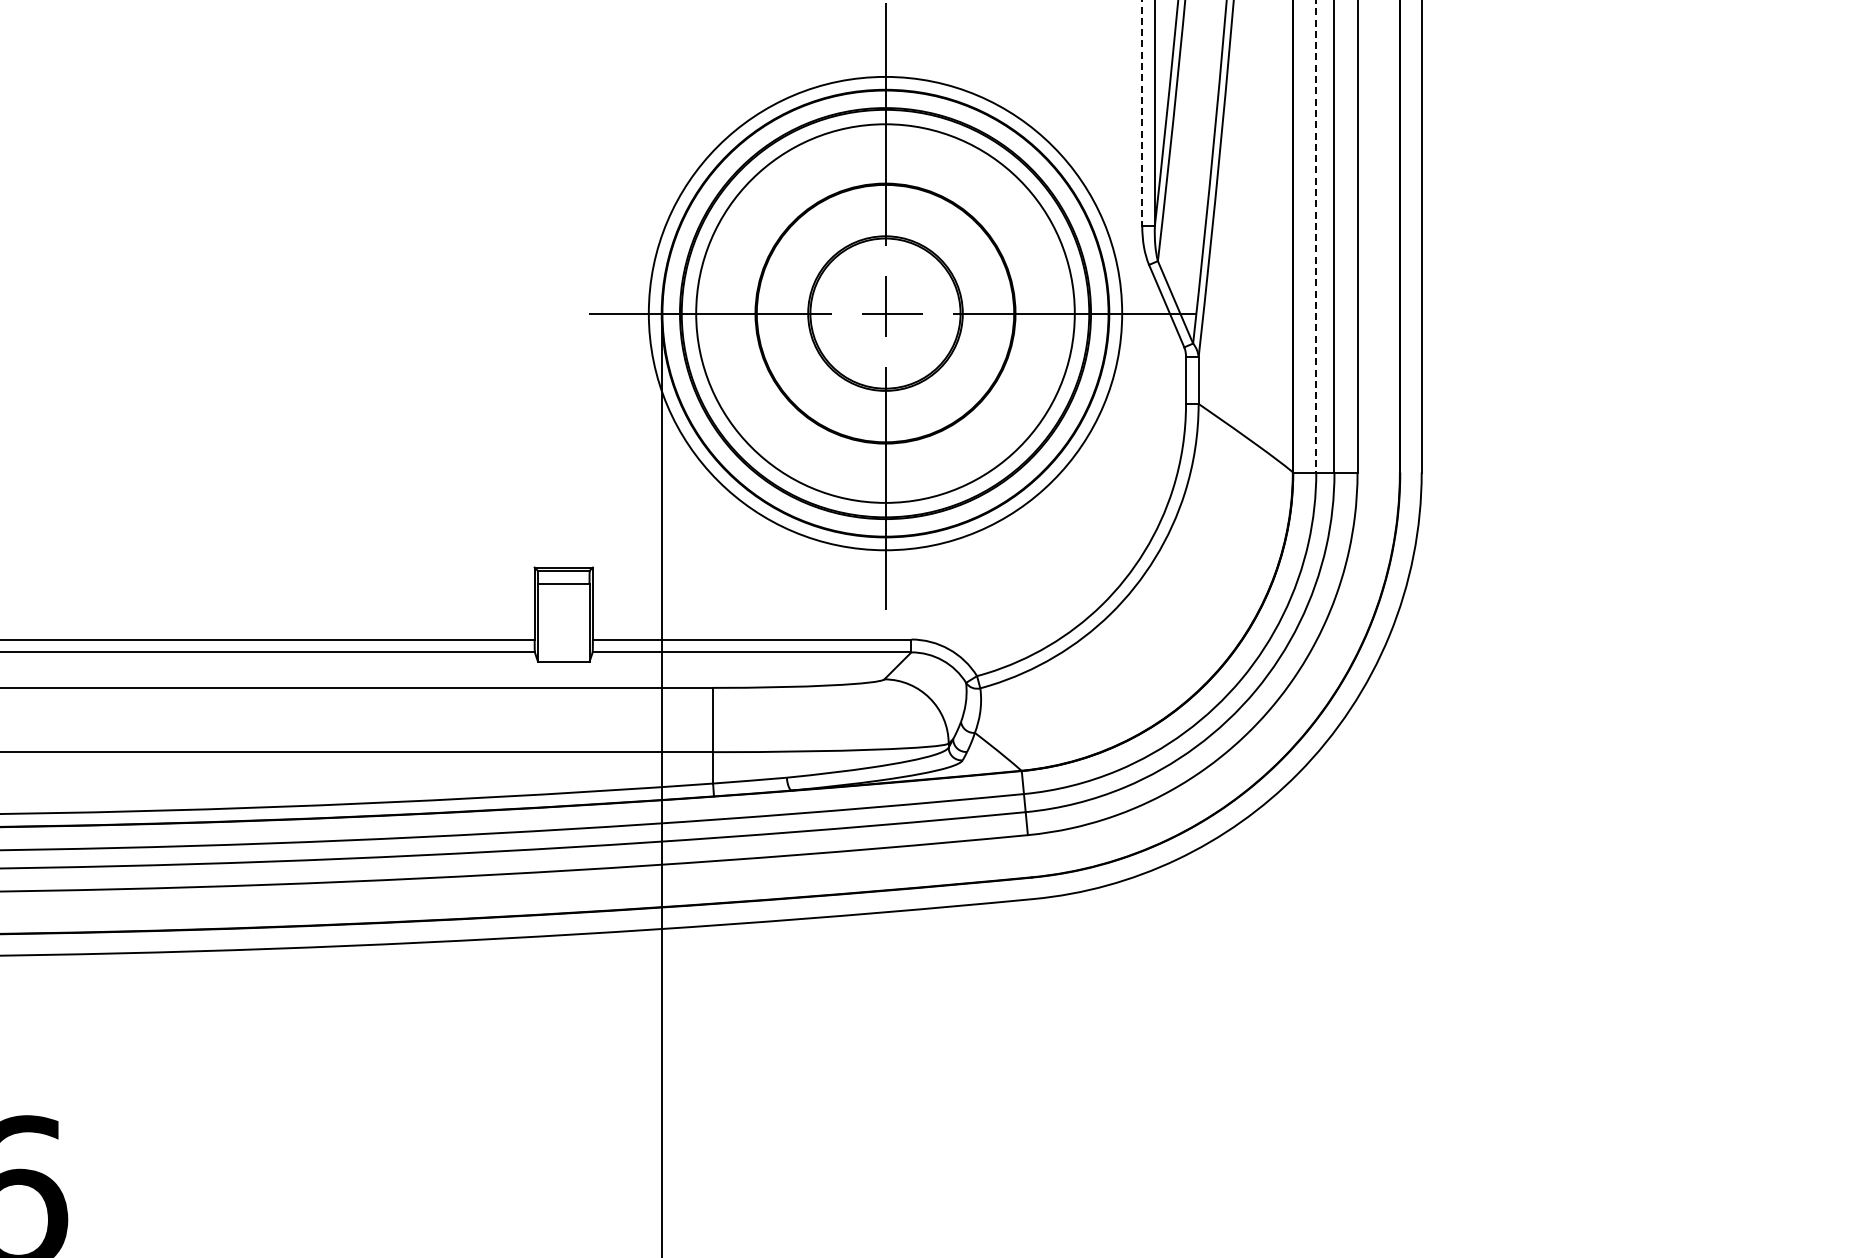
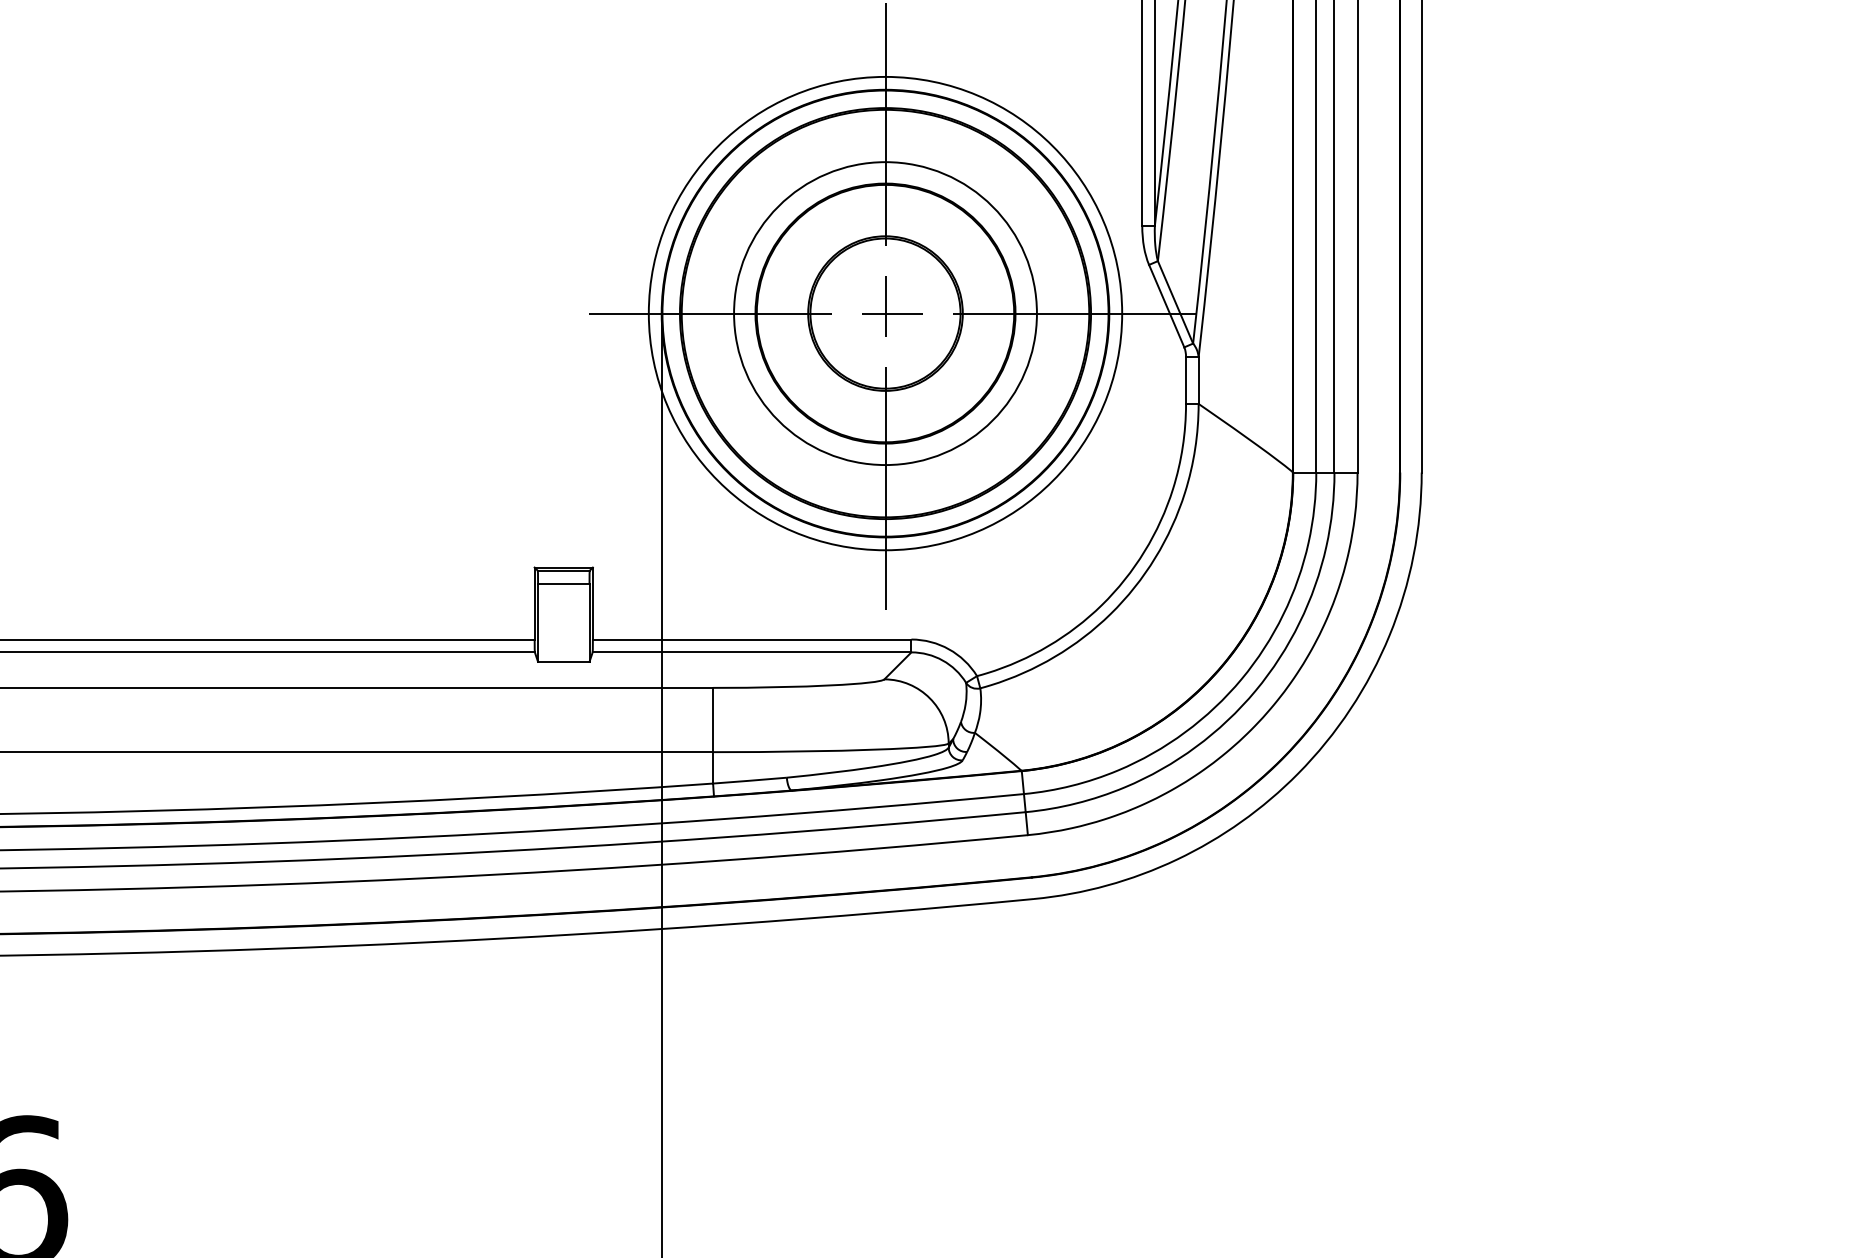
line: dashed -> solid (1142, 113)
line: dashed -> solid (1316, 236)
circle diameter: 379 px -> 303 px (885, 313)
